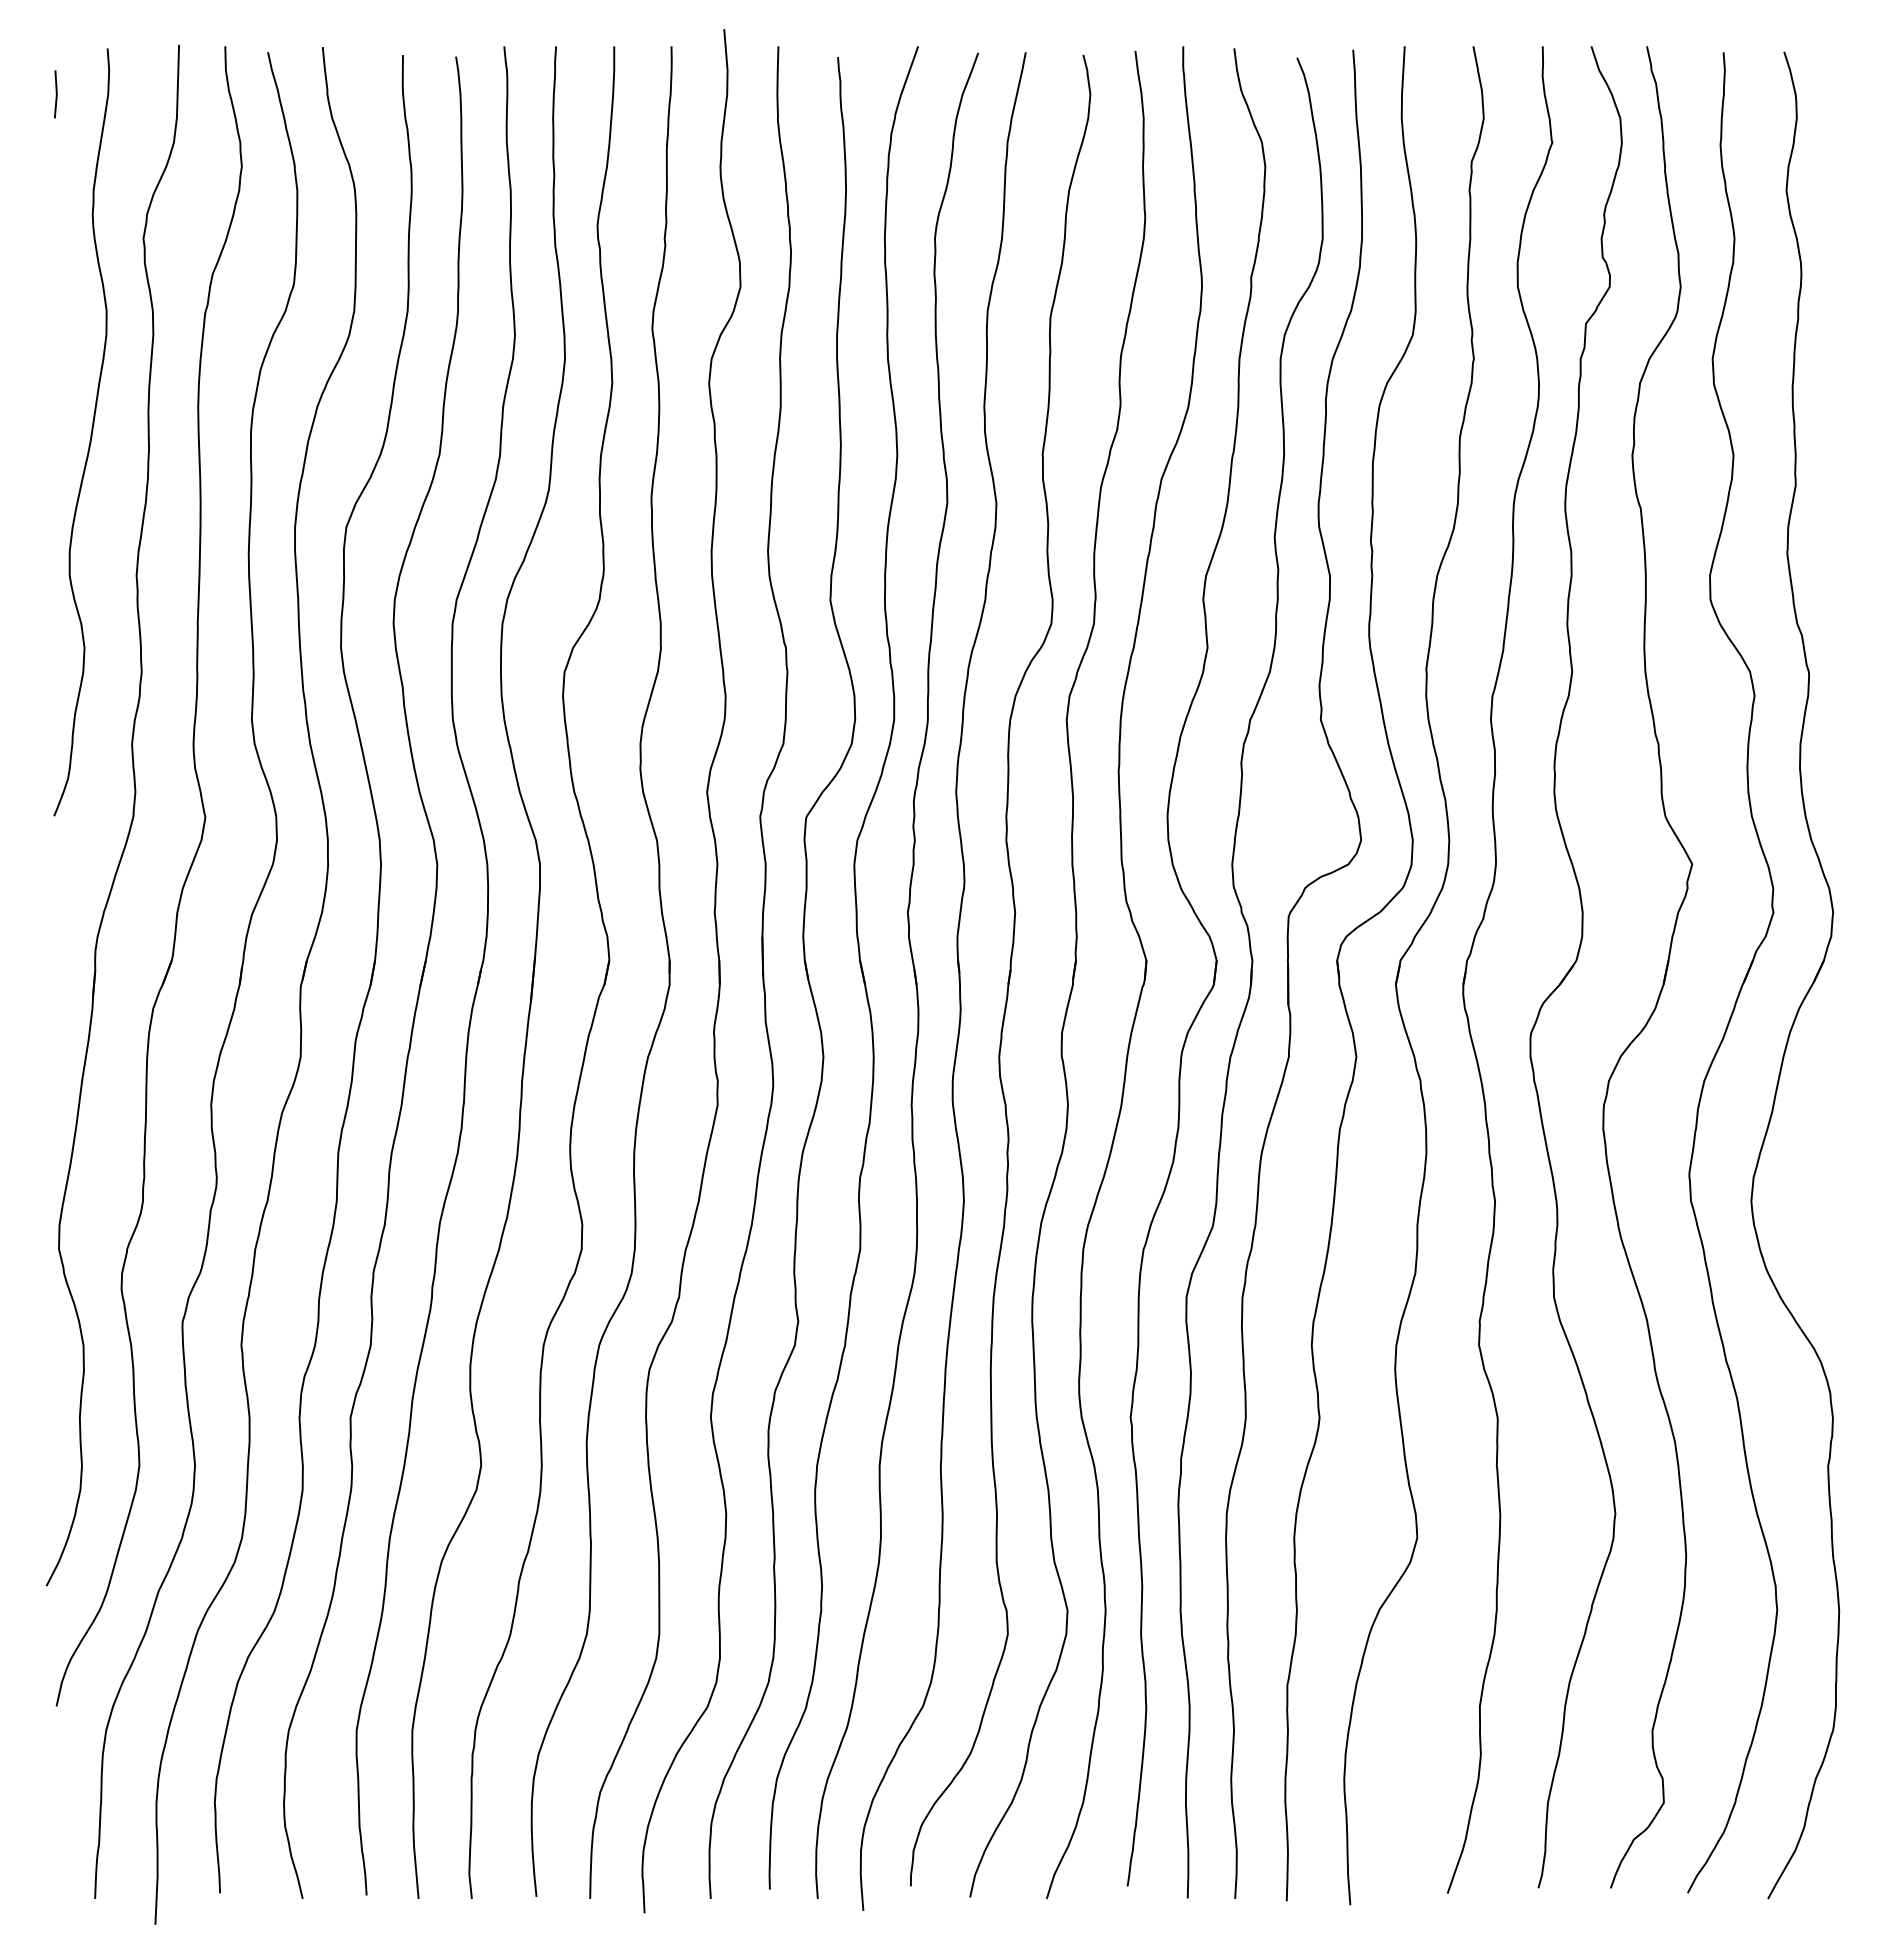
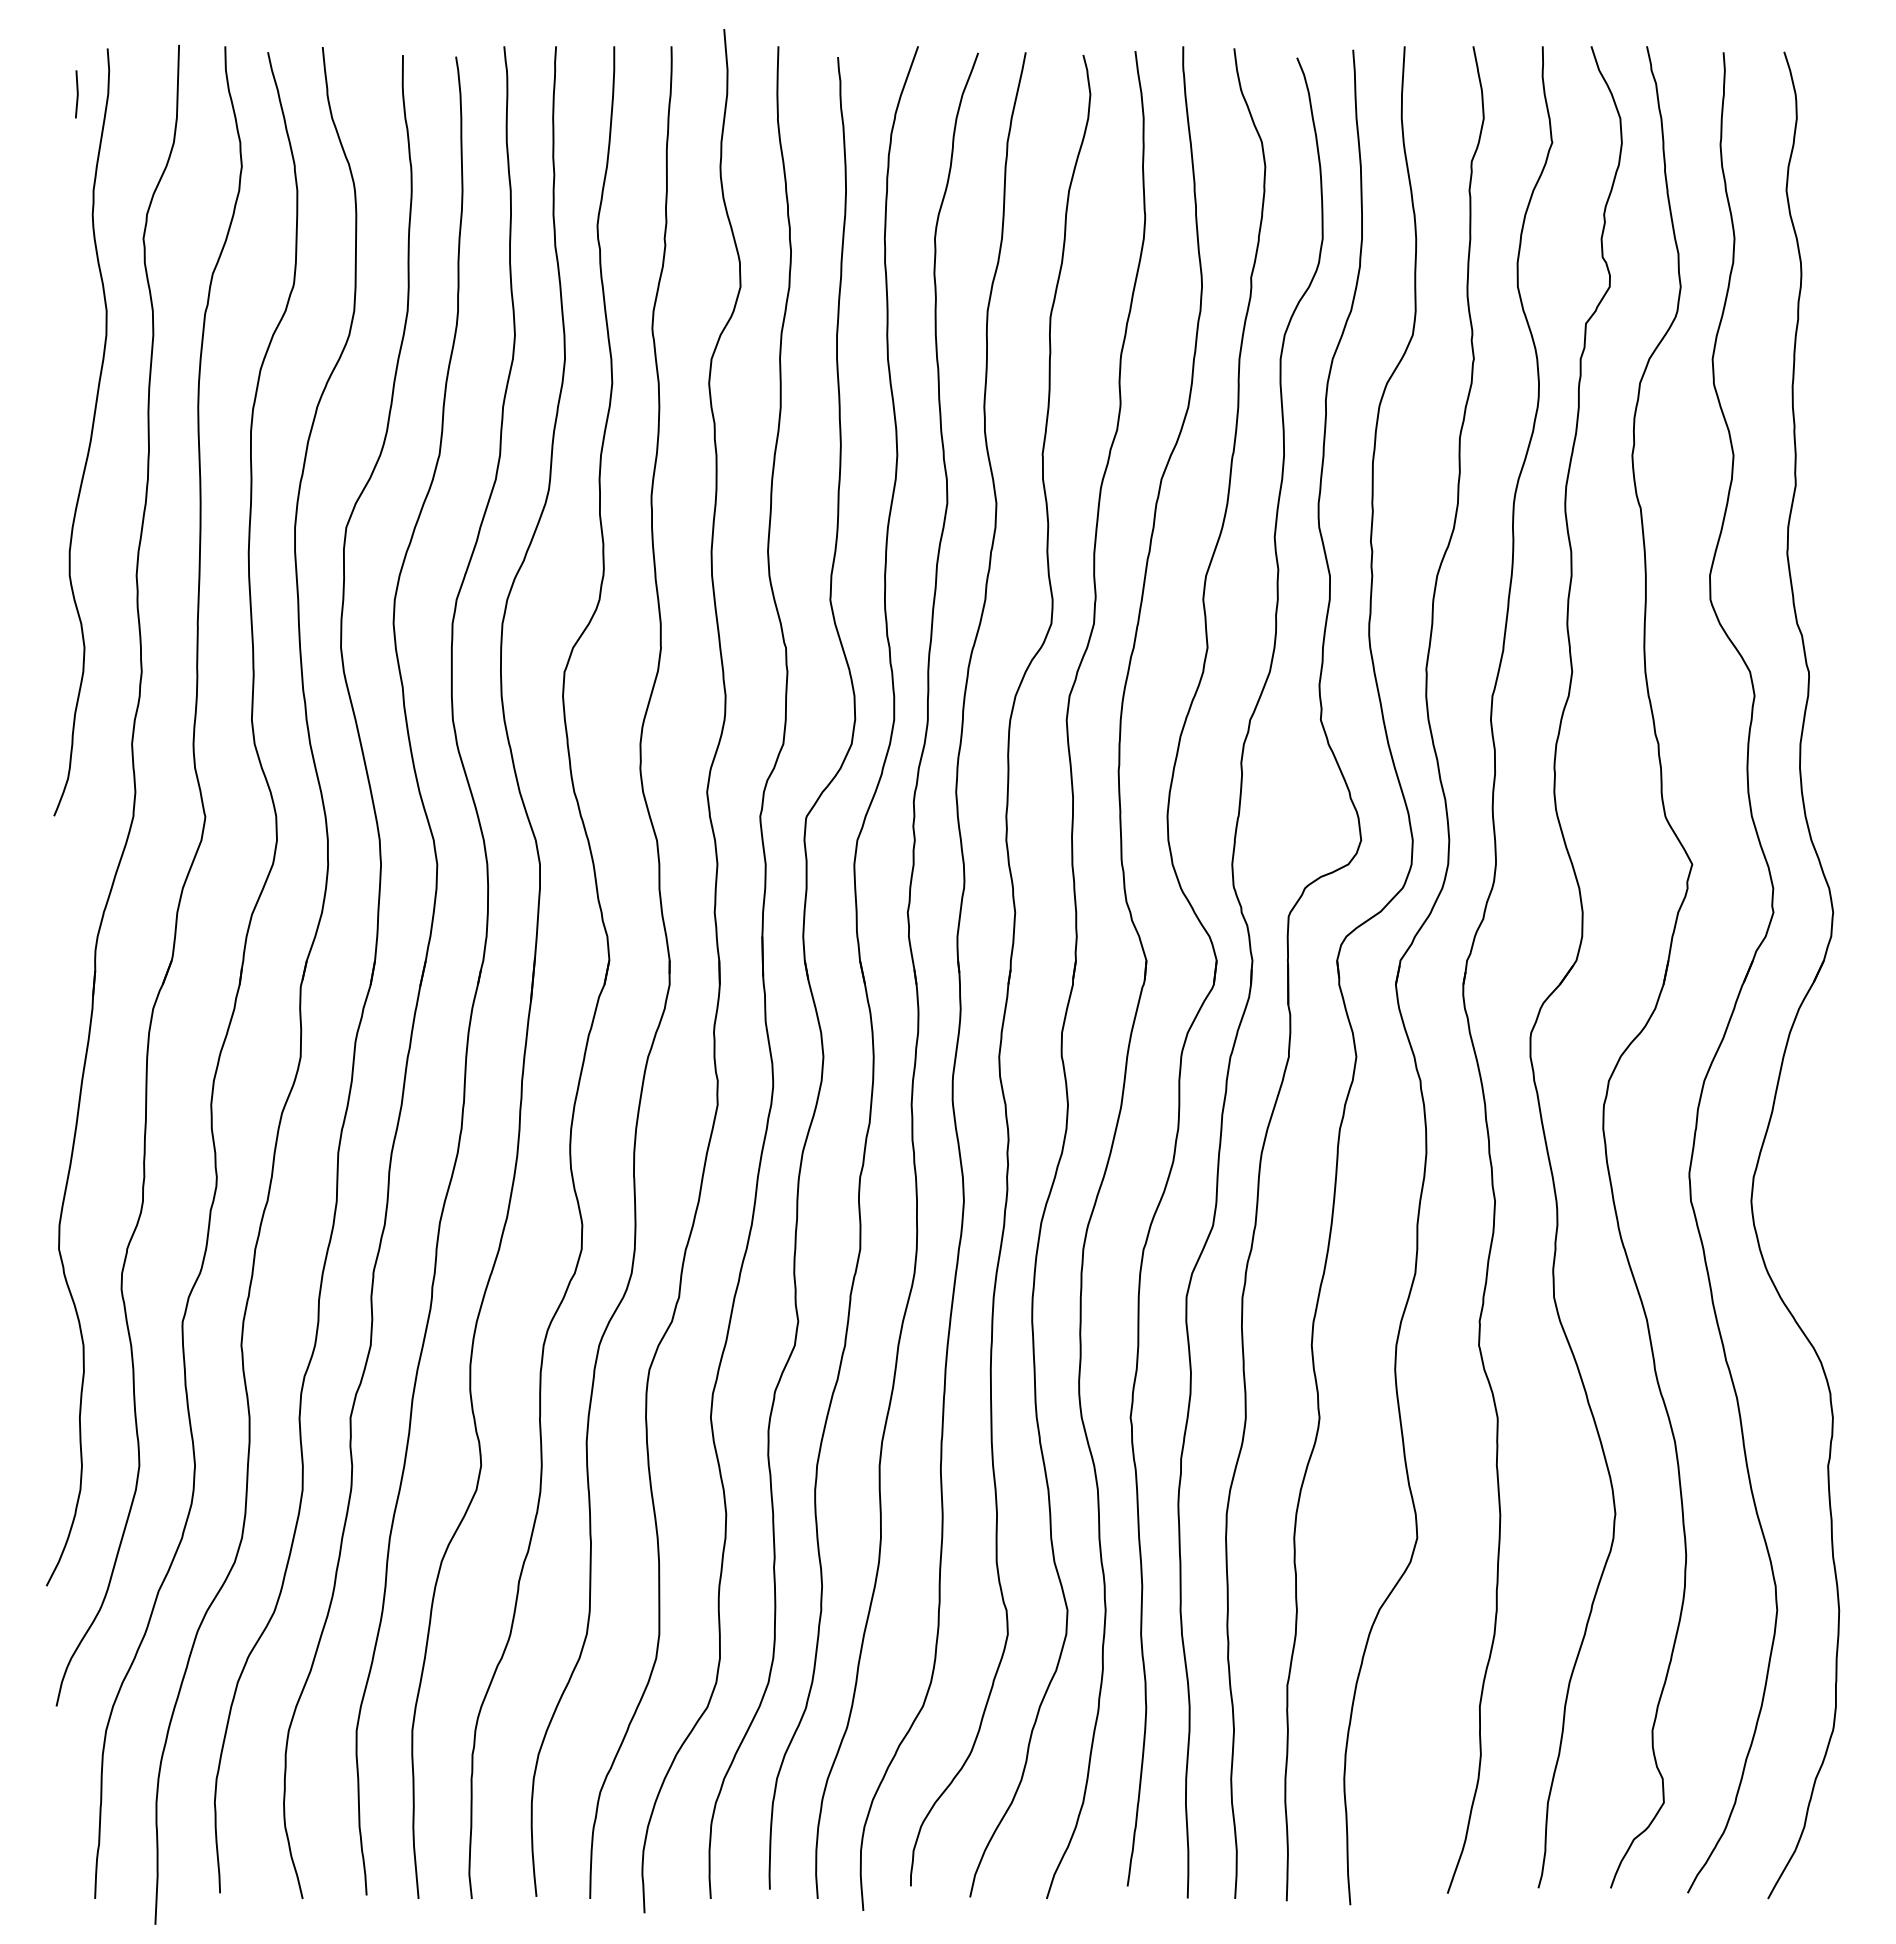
line position: (55, 93) -> (76, 93) (76, 93)
